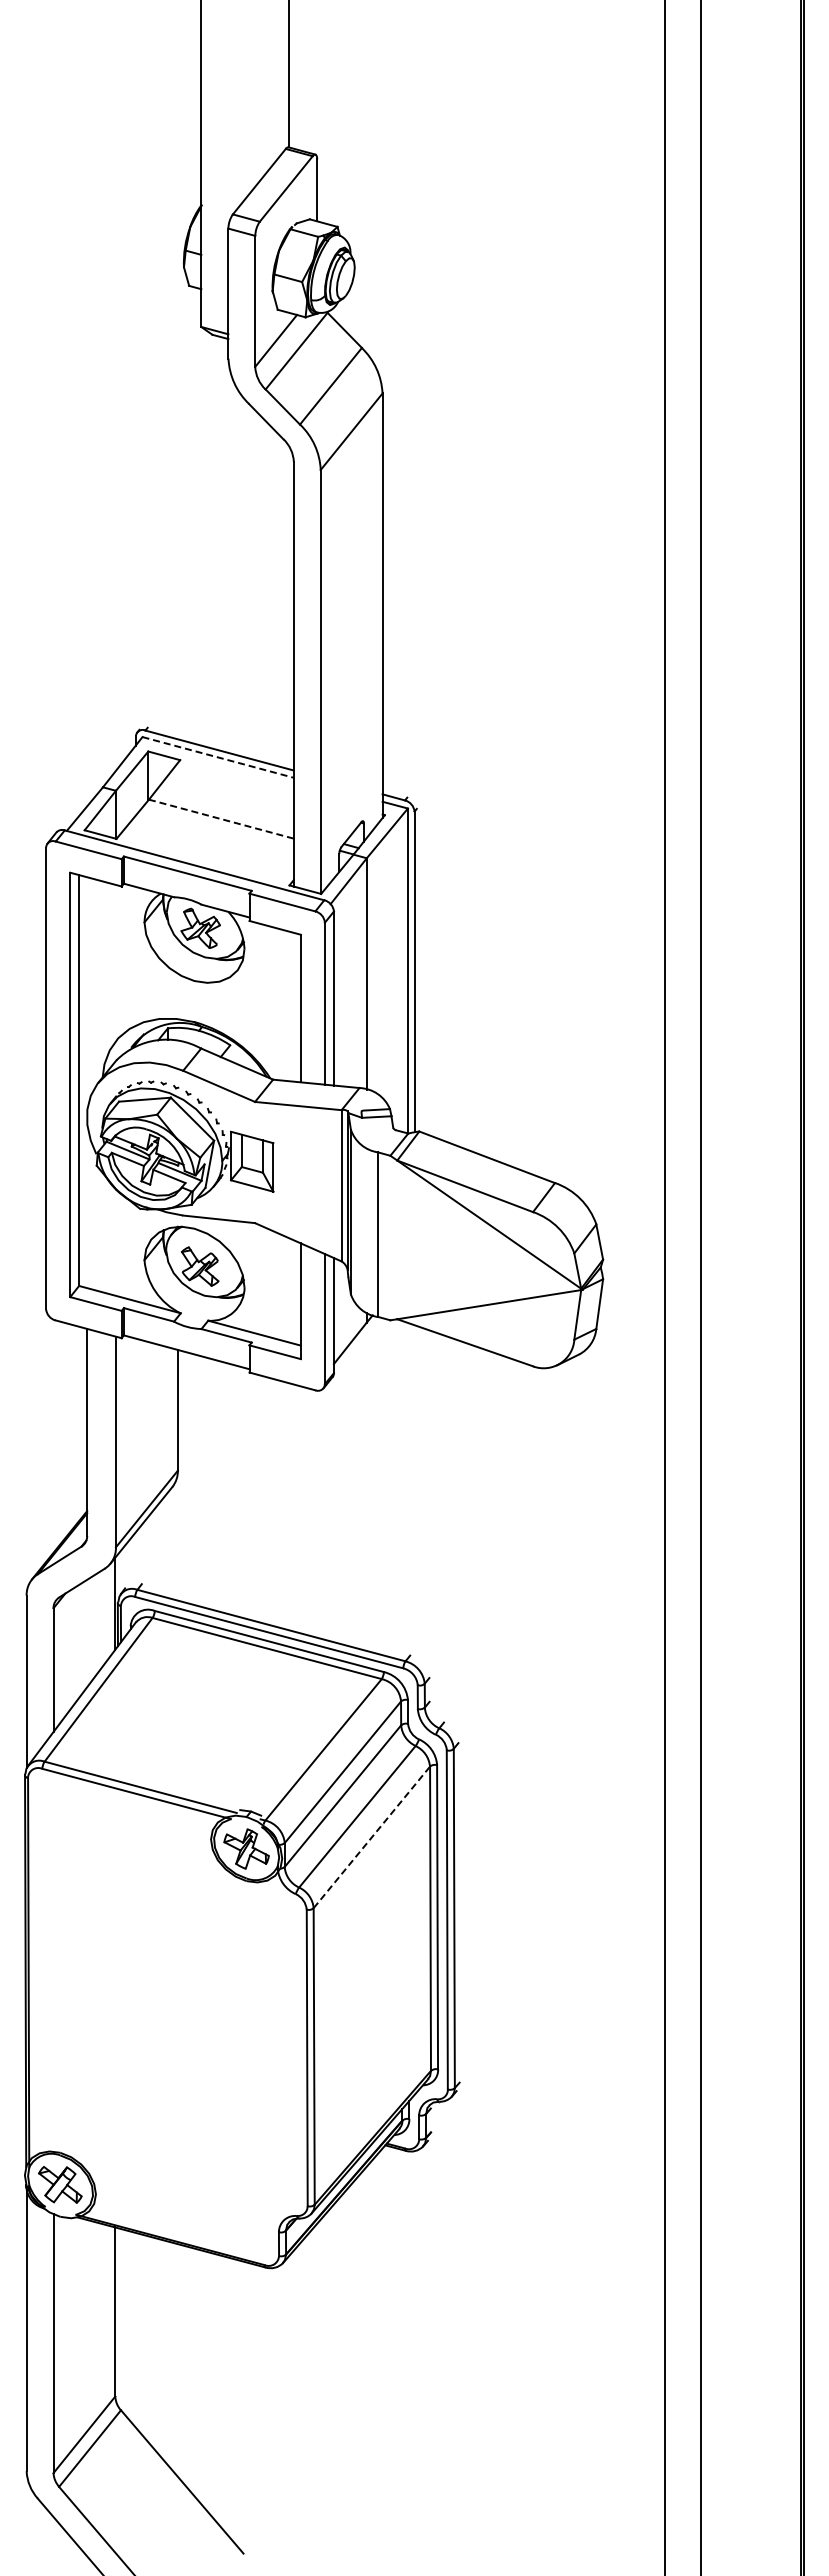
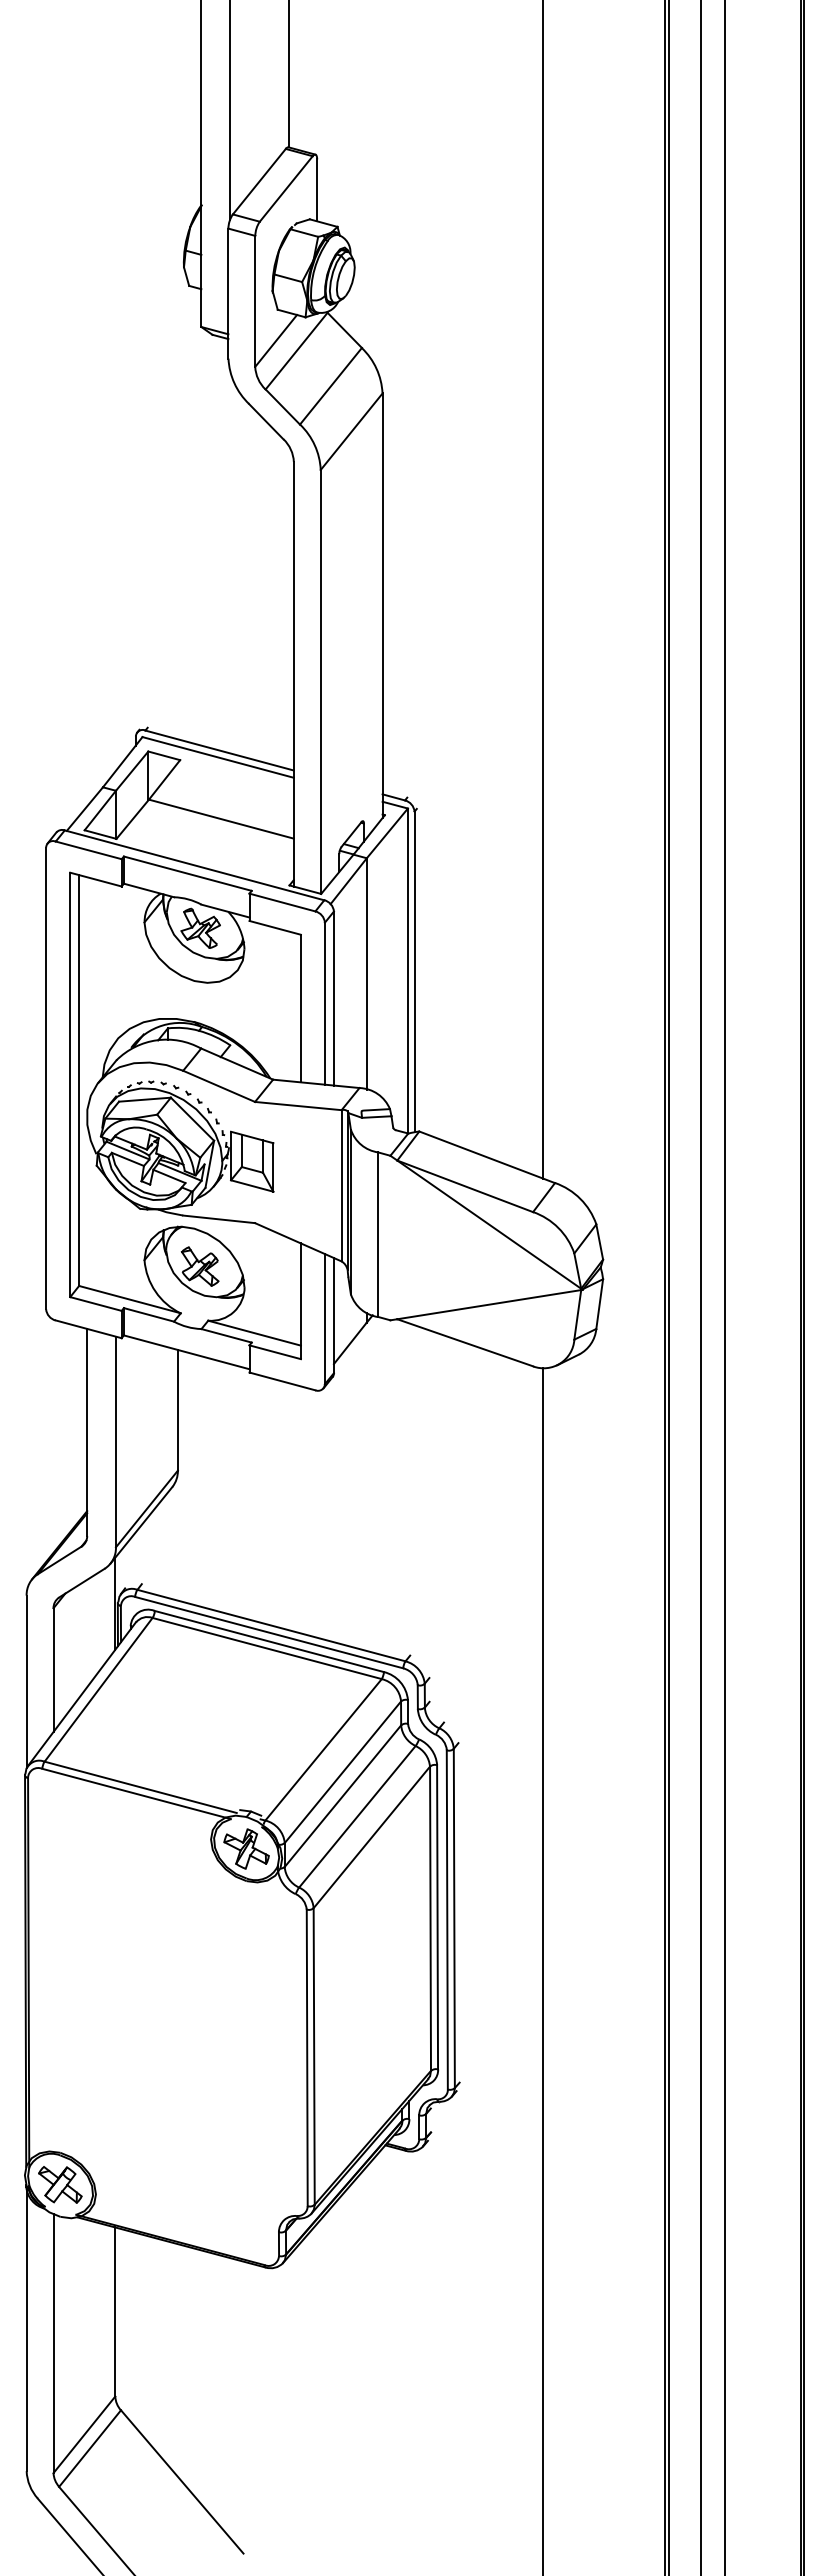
line: none -> present (230, 110)
line: none -> present (543, 590)
line: dashed -> solid (218, 757)
line: dashed -> solid (221, 819)
line: none -> present (669, 1287)
line: none -> present (725, 1287)
line: dashed -> solid (371, 1837)
line: none -> present (543, 1970)
